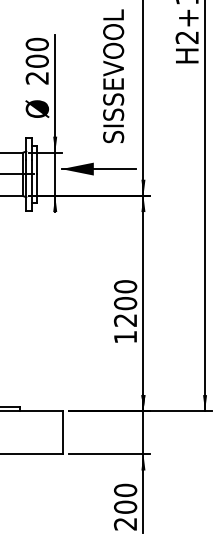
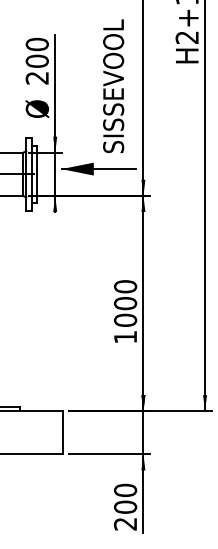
text position: (113, 76) -> (113, 86) (113, 86)
text: 1200 -> 1000 (125, 319)
